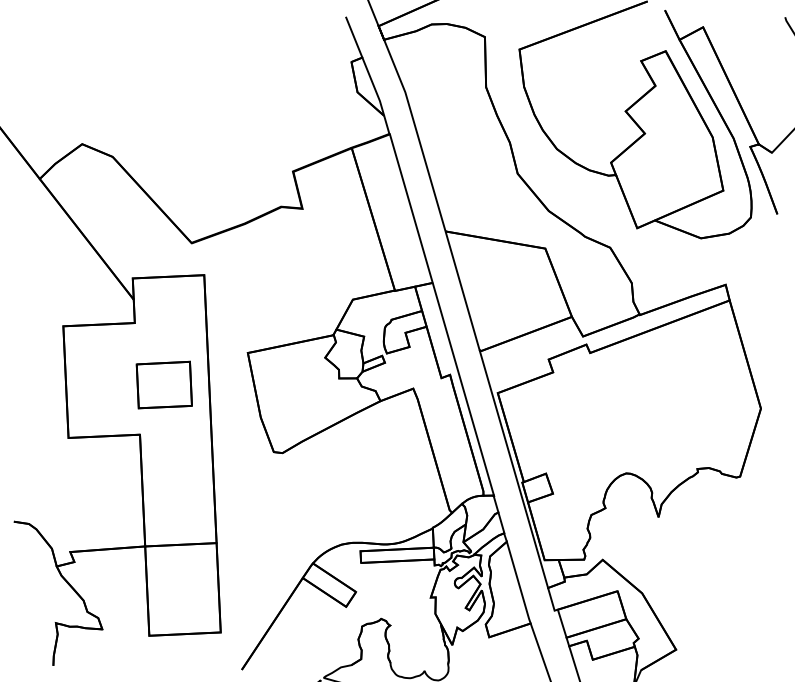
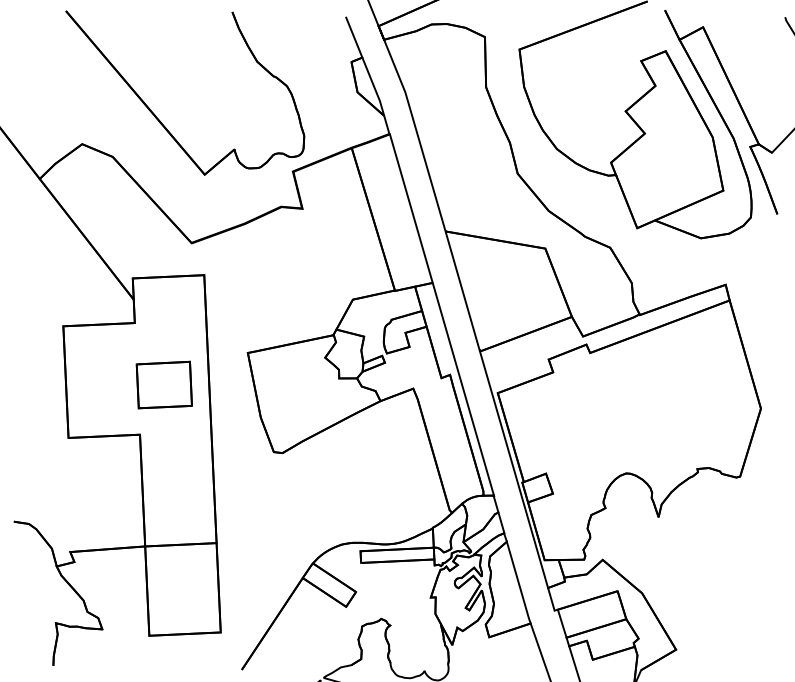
part: none -> present (155, 114)
